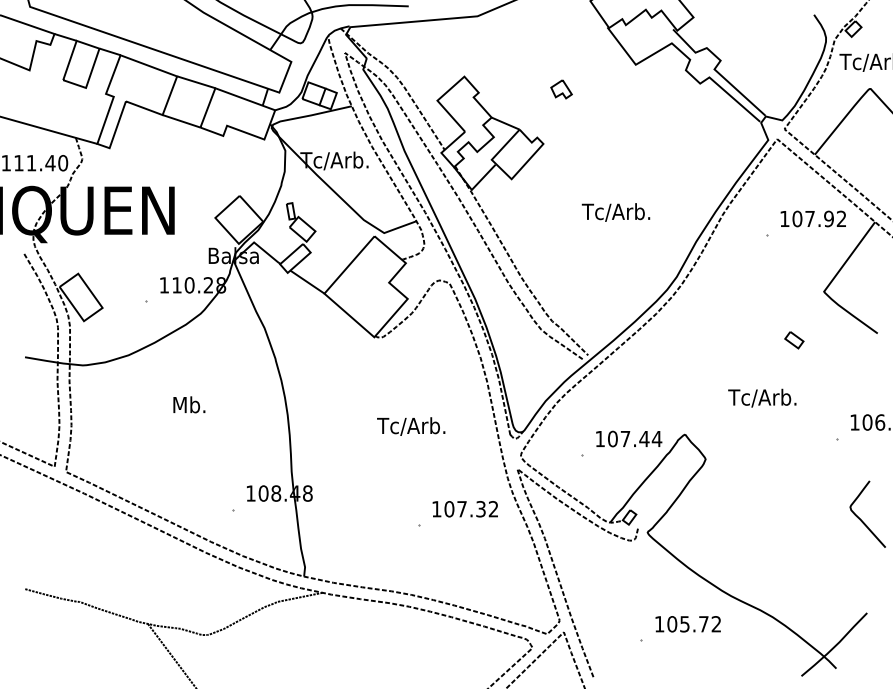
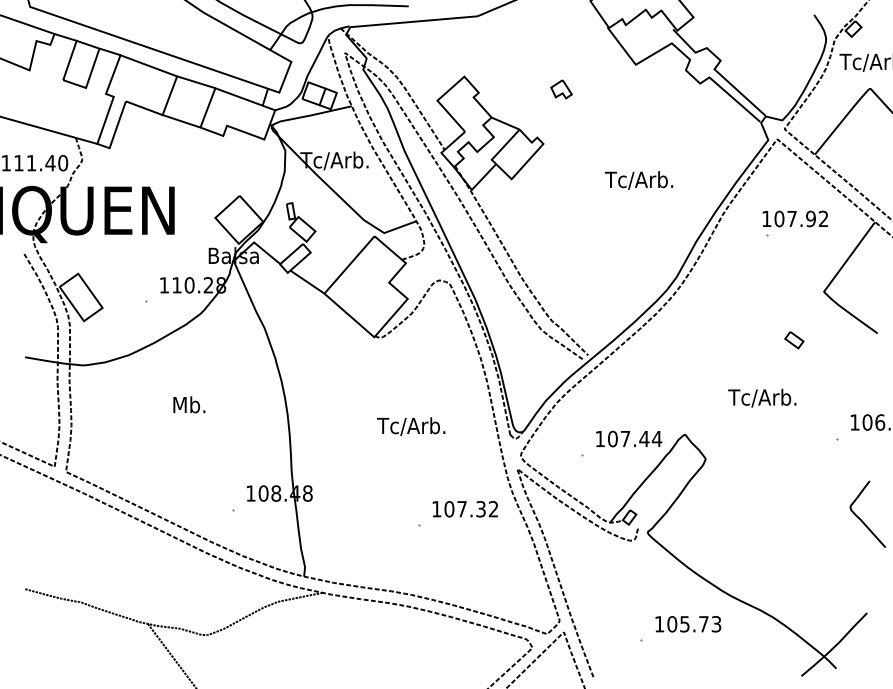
text position: (615, 212) -> (638, 180) (638, 180)
text position: (812, 218) -> (794, 218) (794, 218)
text: 105.72 -> 105.73 (716, 624)
